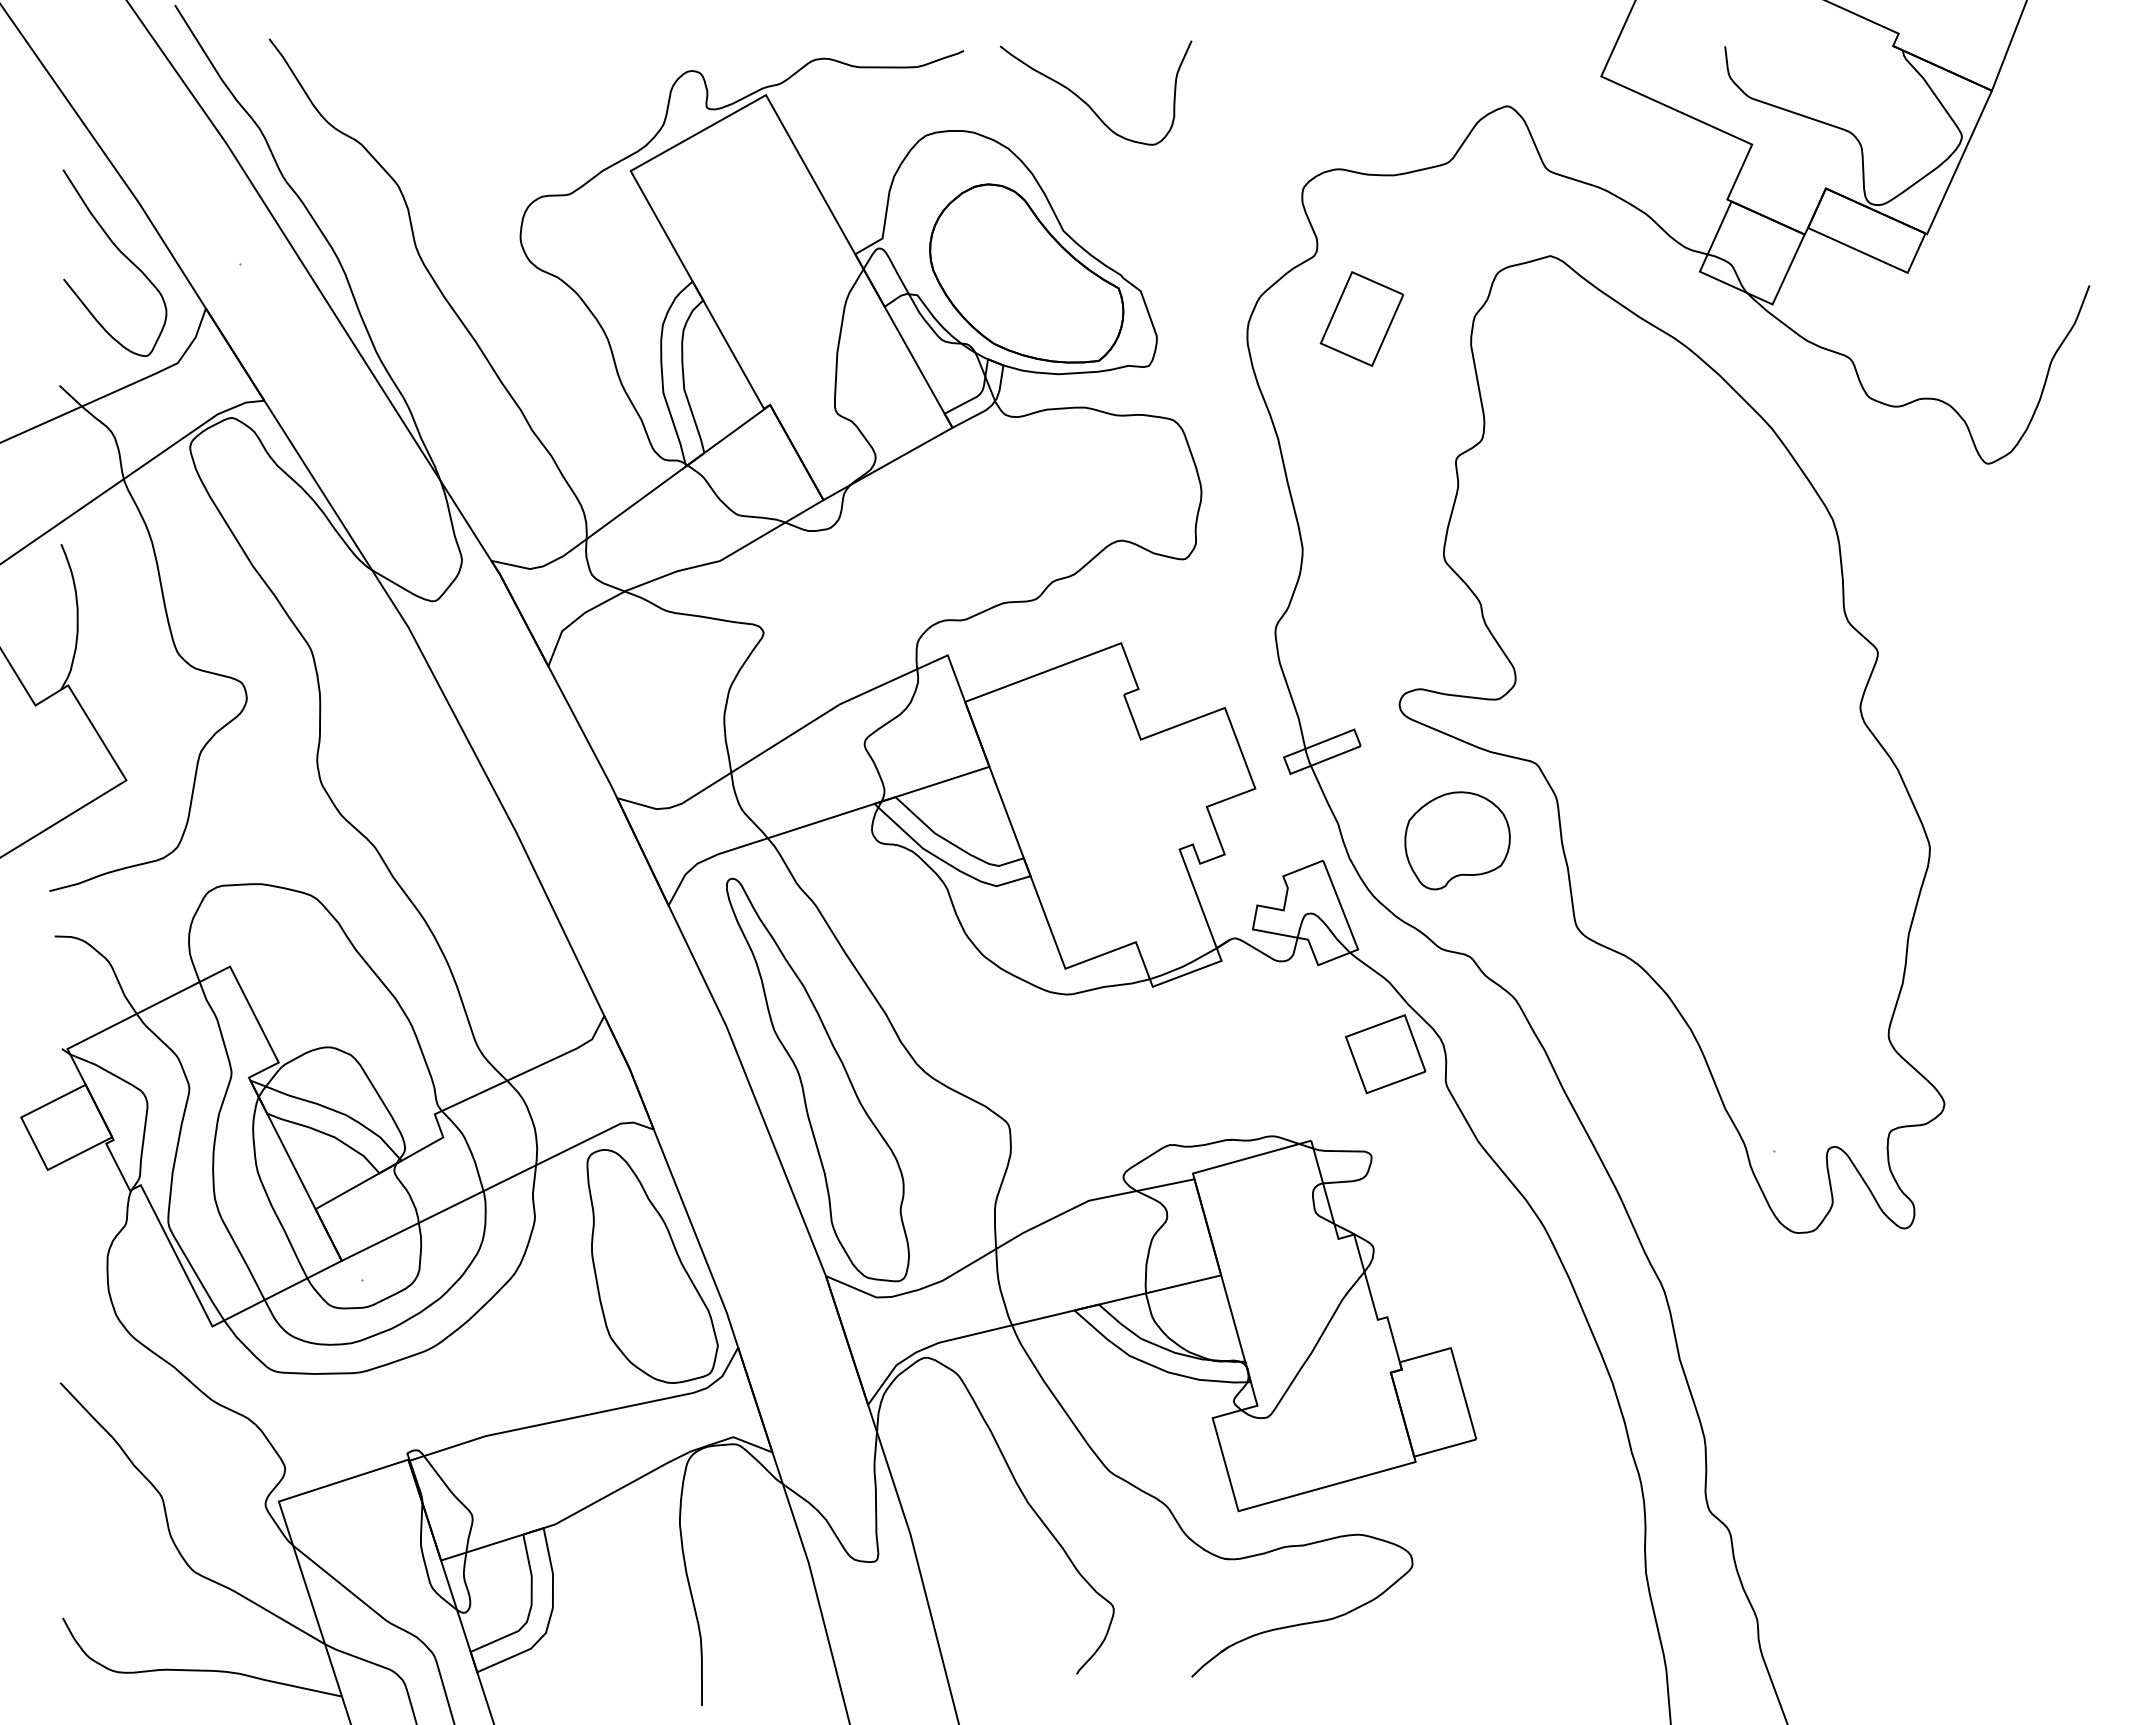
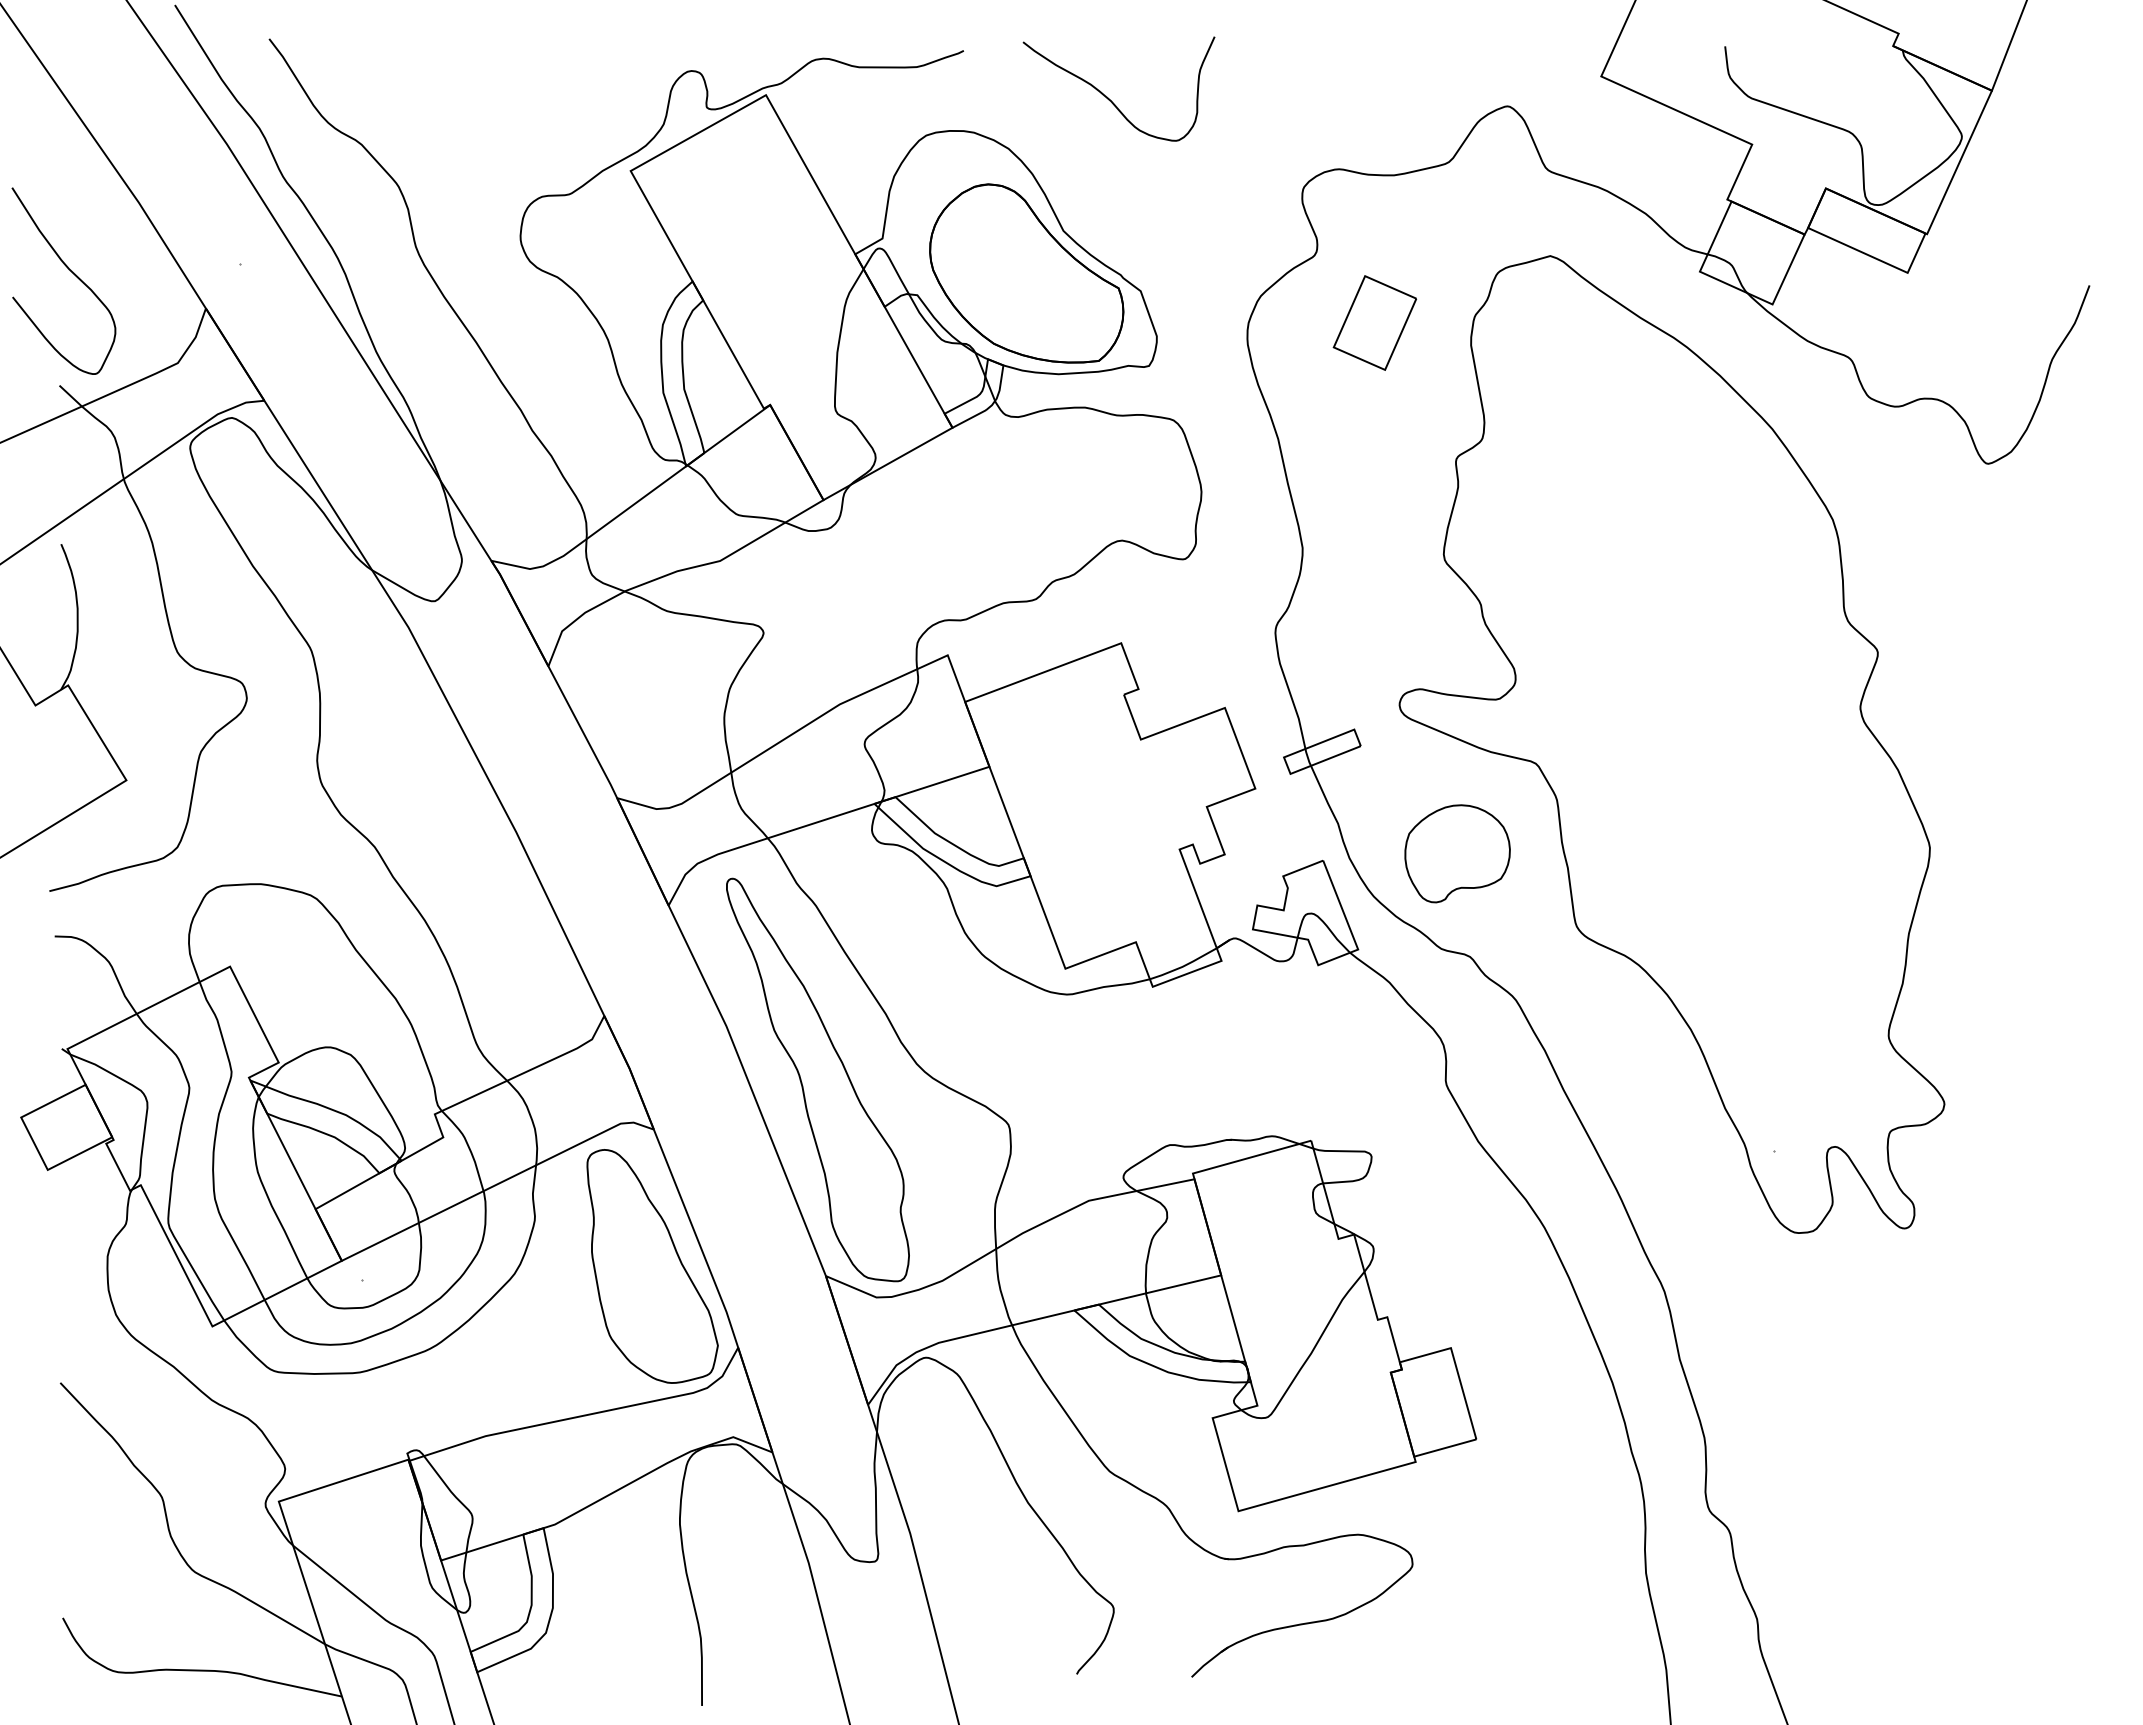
curve position: (1085, 101) -> (1108, 97) (1108, 97)
curve position: (122, 254) -> (71, 272) (71, 272)
part position: (1361, 318) -> (1374, 322) (1374, 322)
part position: (1457, 840) -> (1457, 853) (1457, 853)
part: present -> none (1385, 1054)
